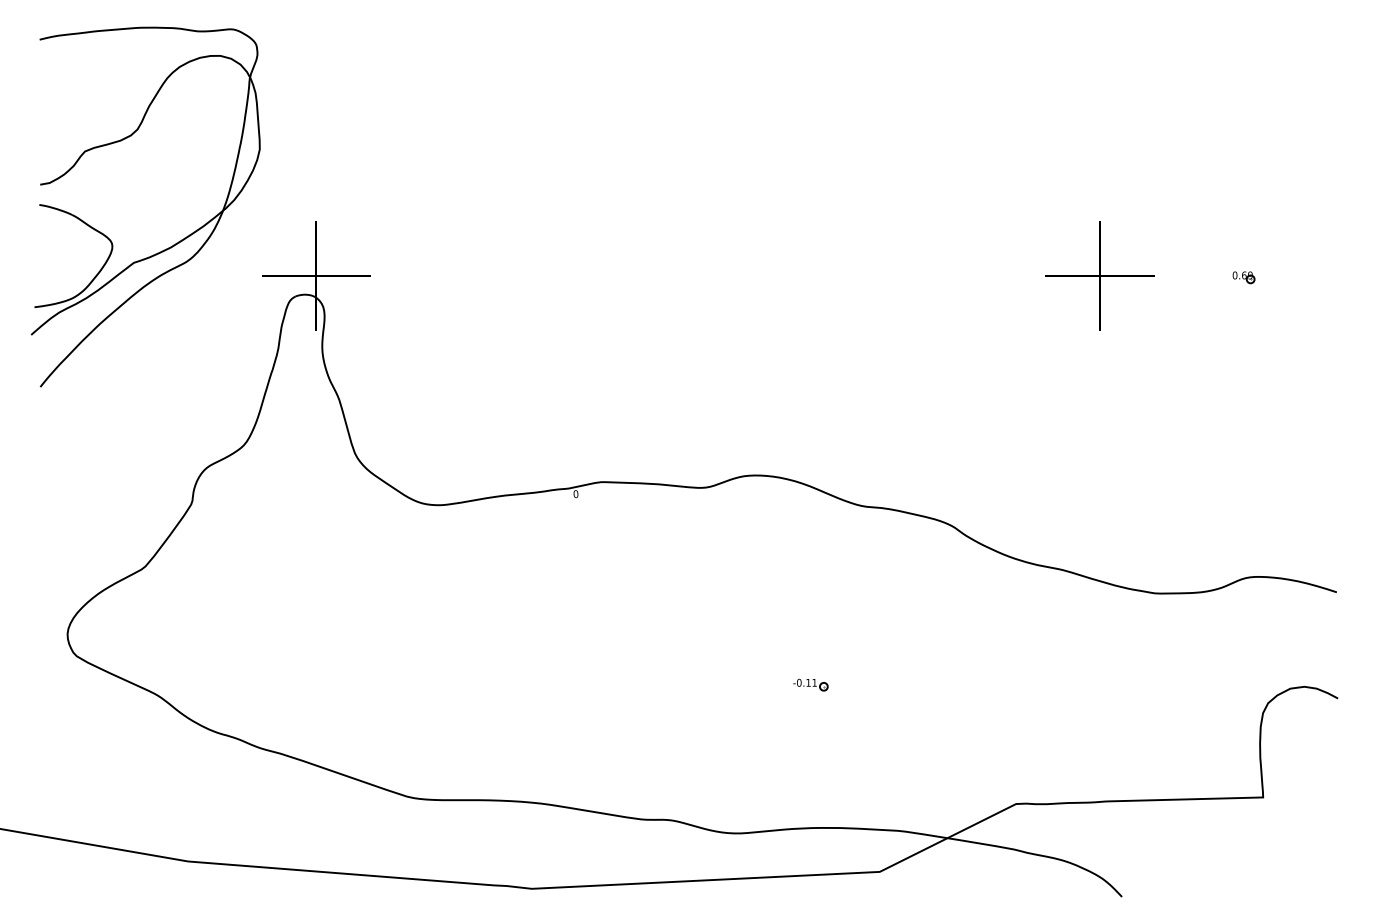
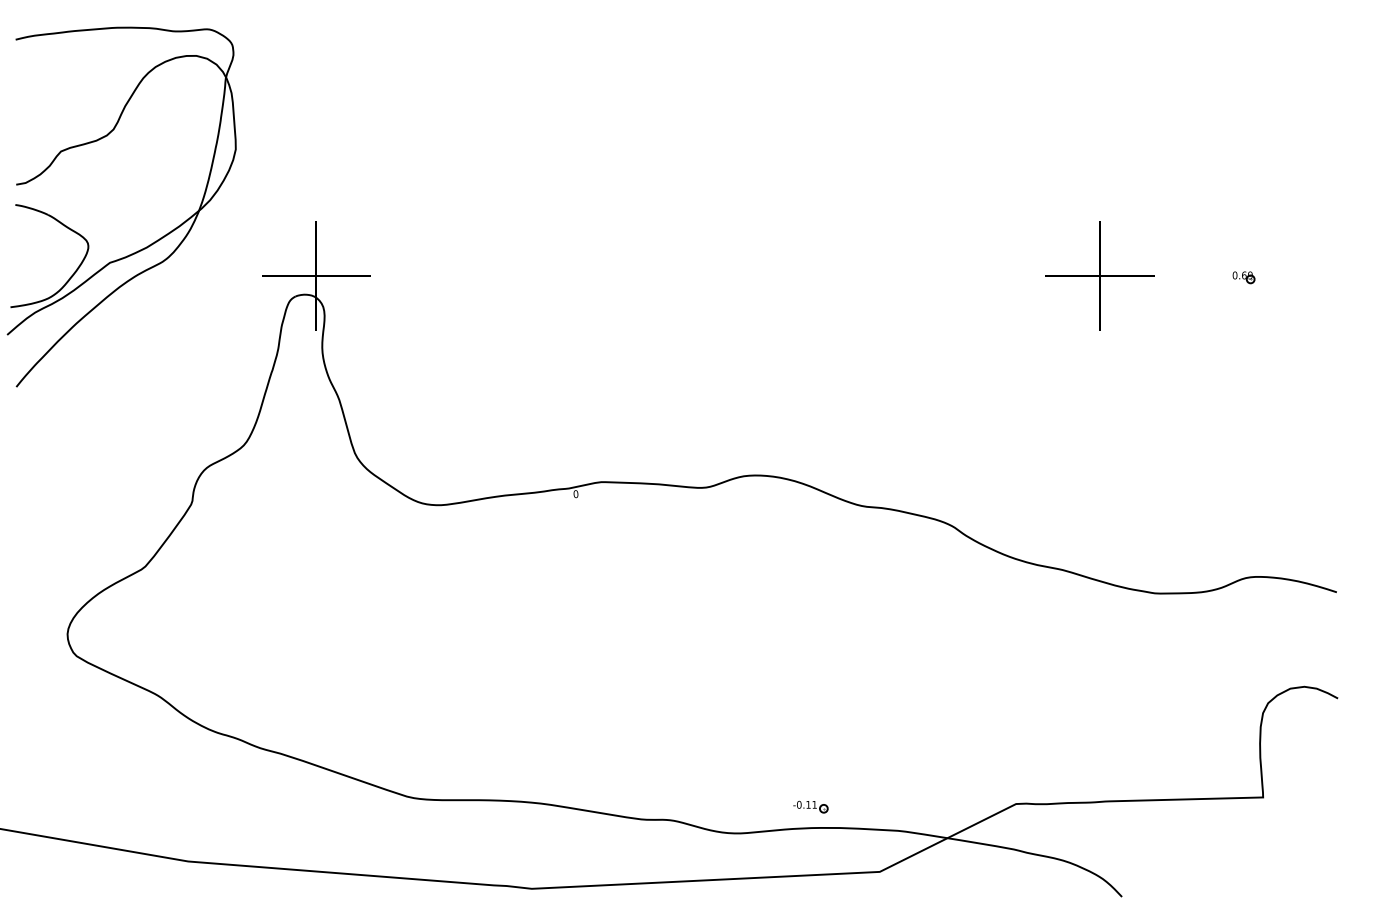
part position: (166, 248) -> (142, 248) (142, 248)
part position: (810, 684) -> (810, 806) (810, 806)
